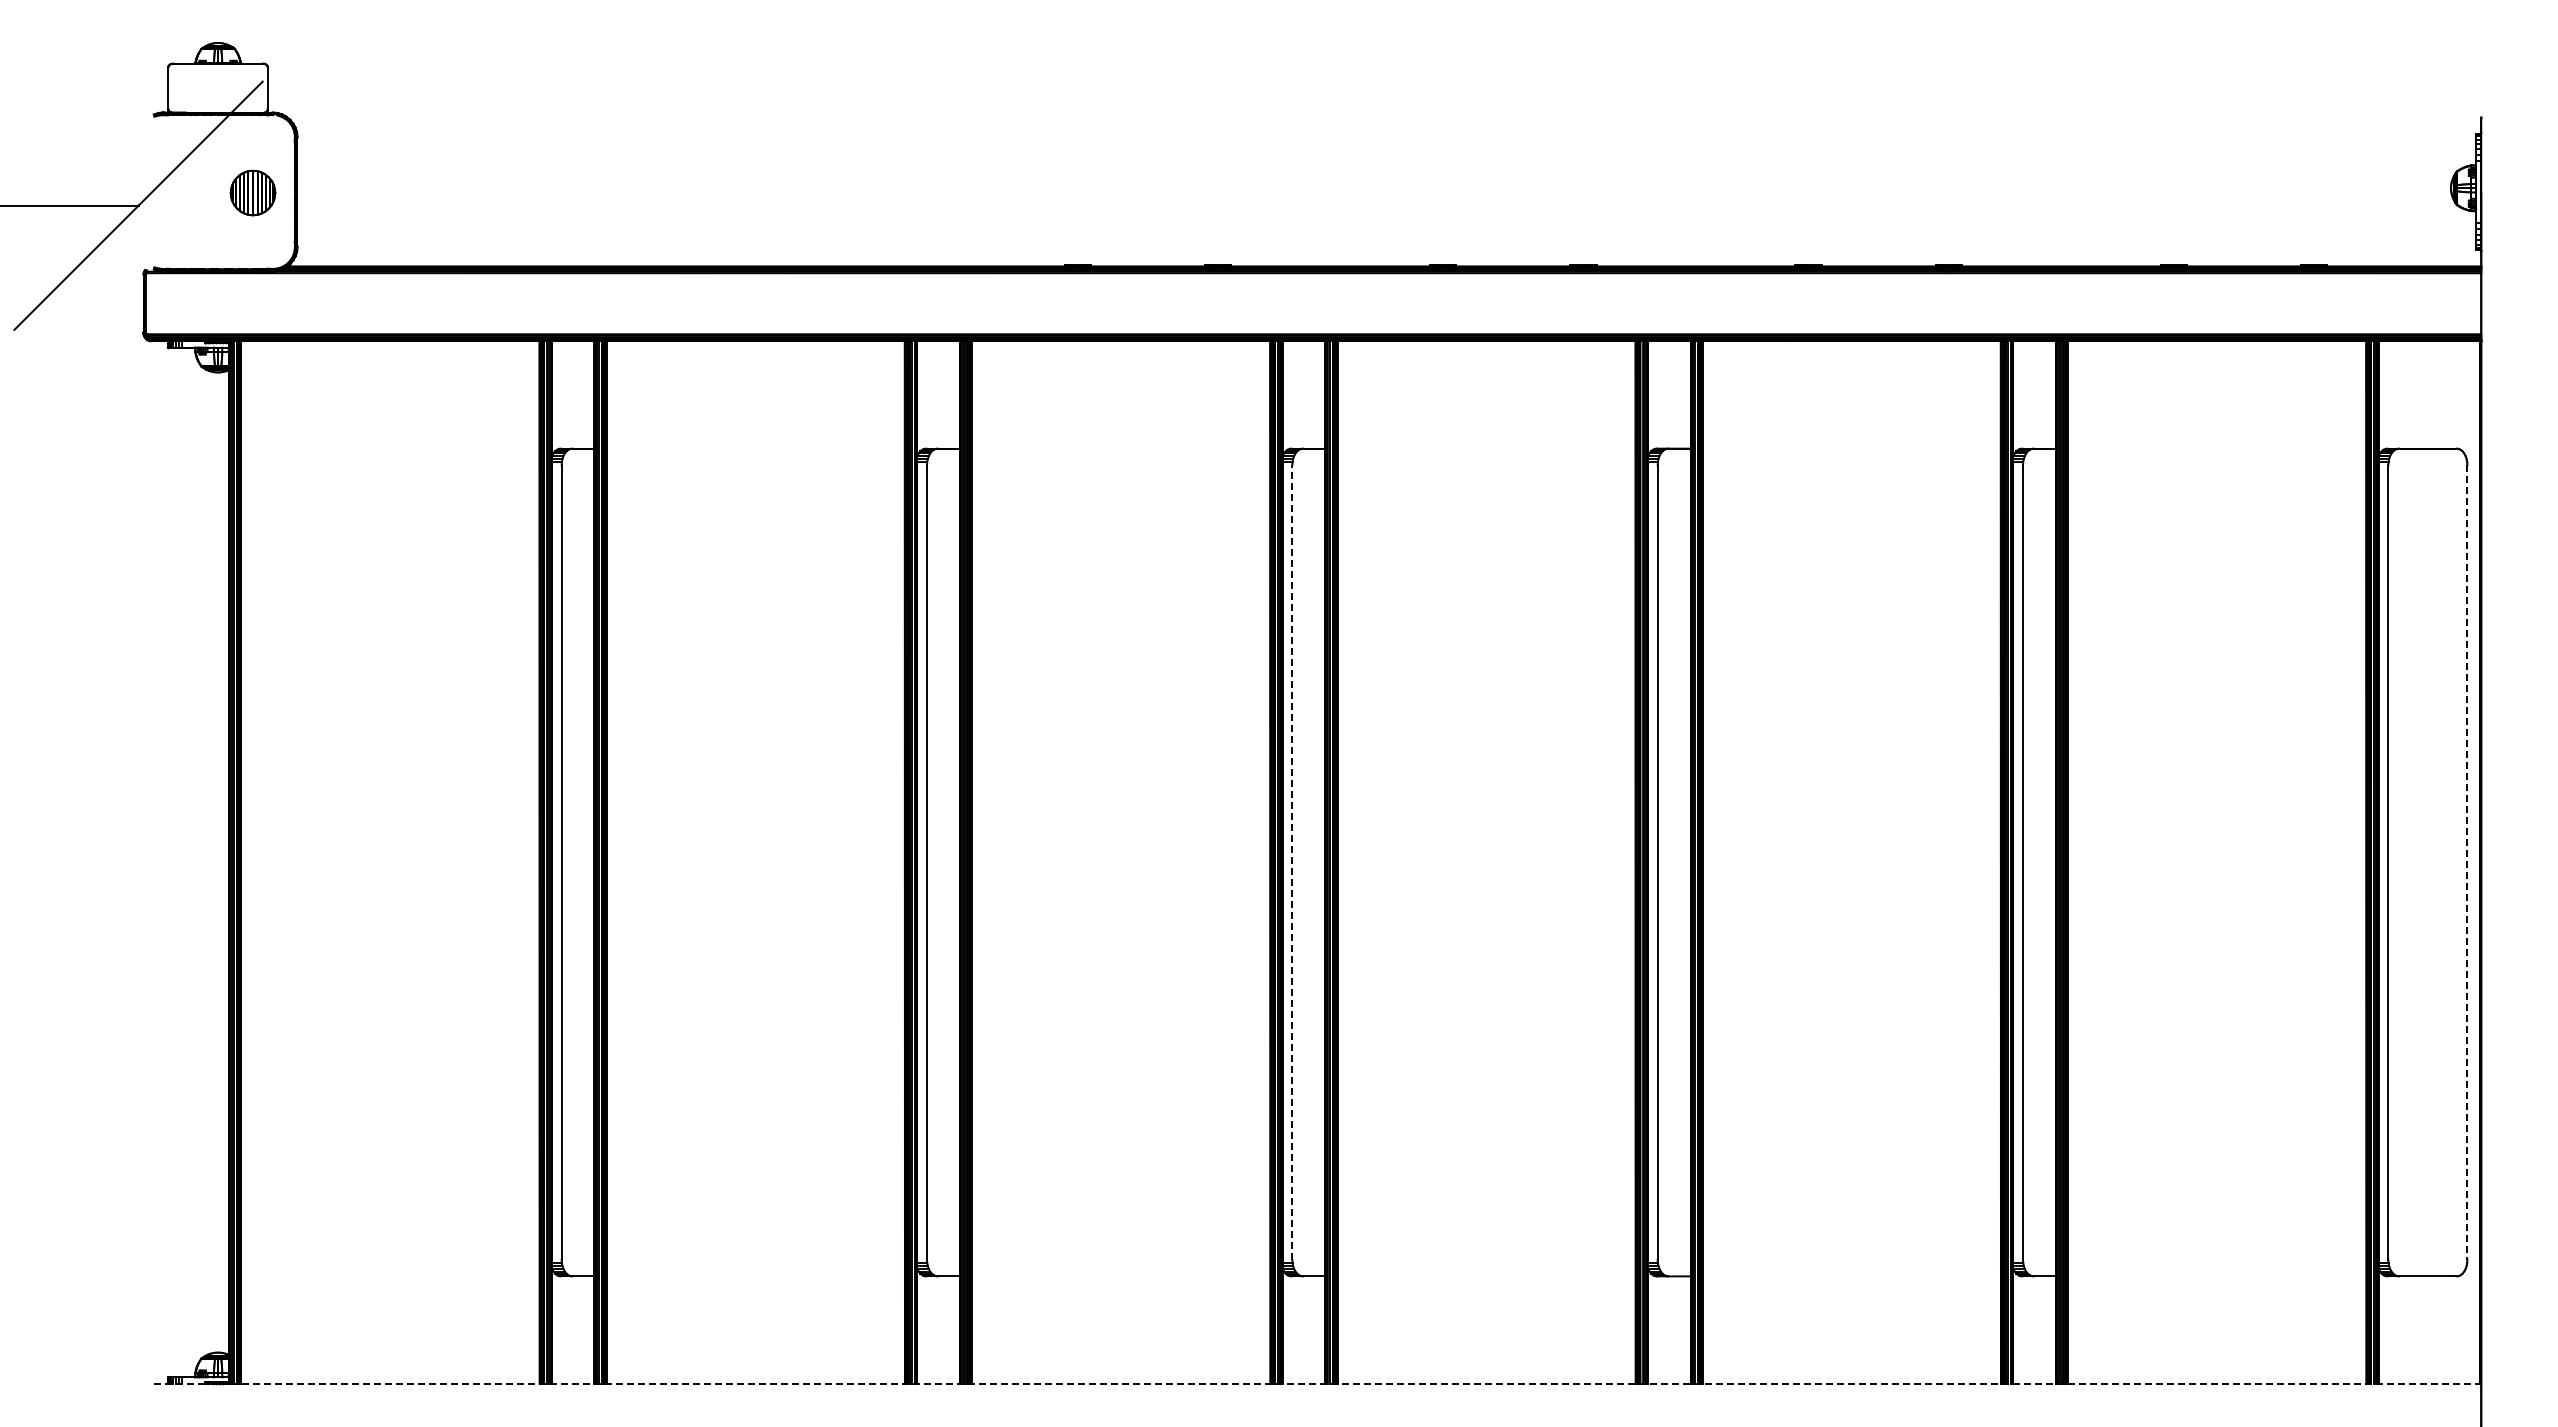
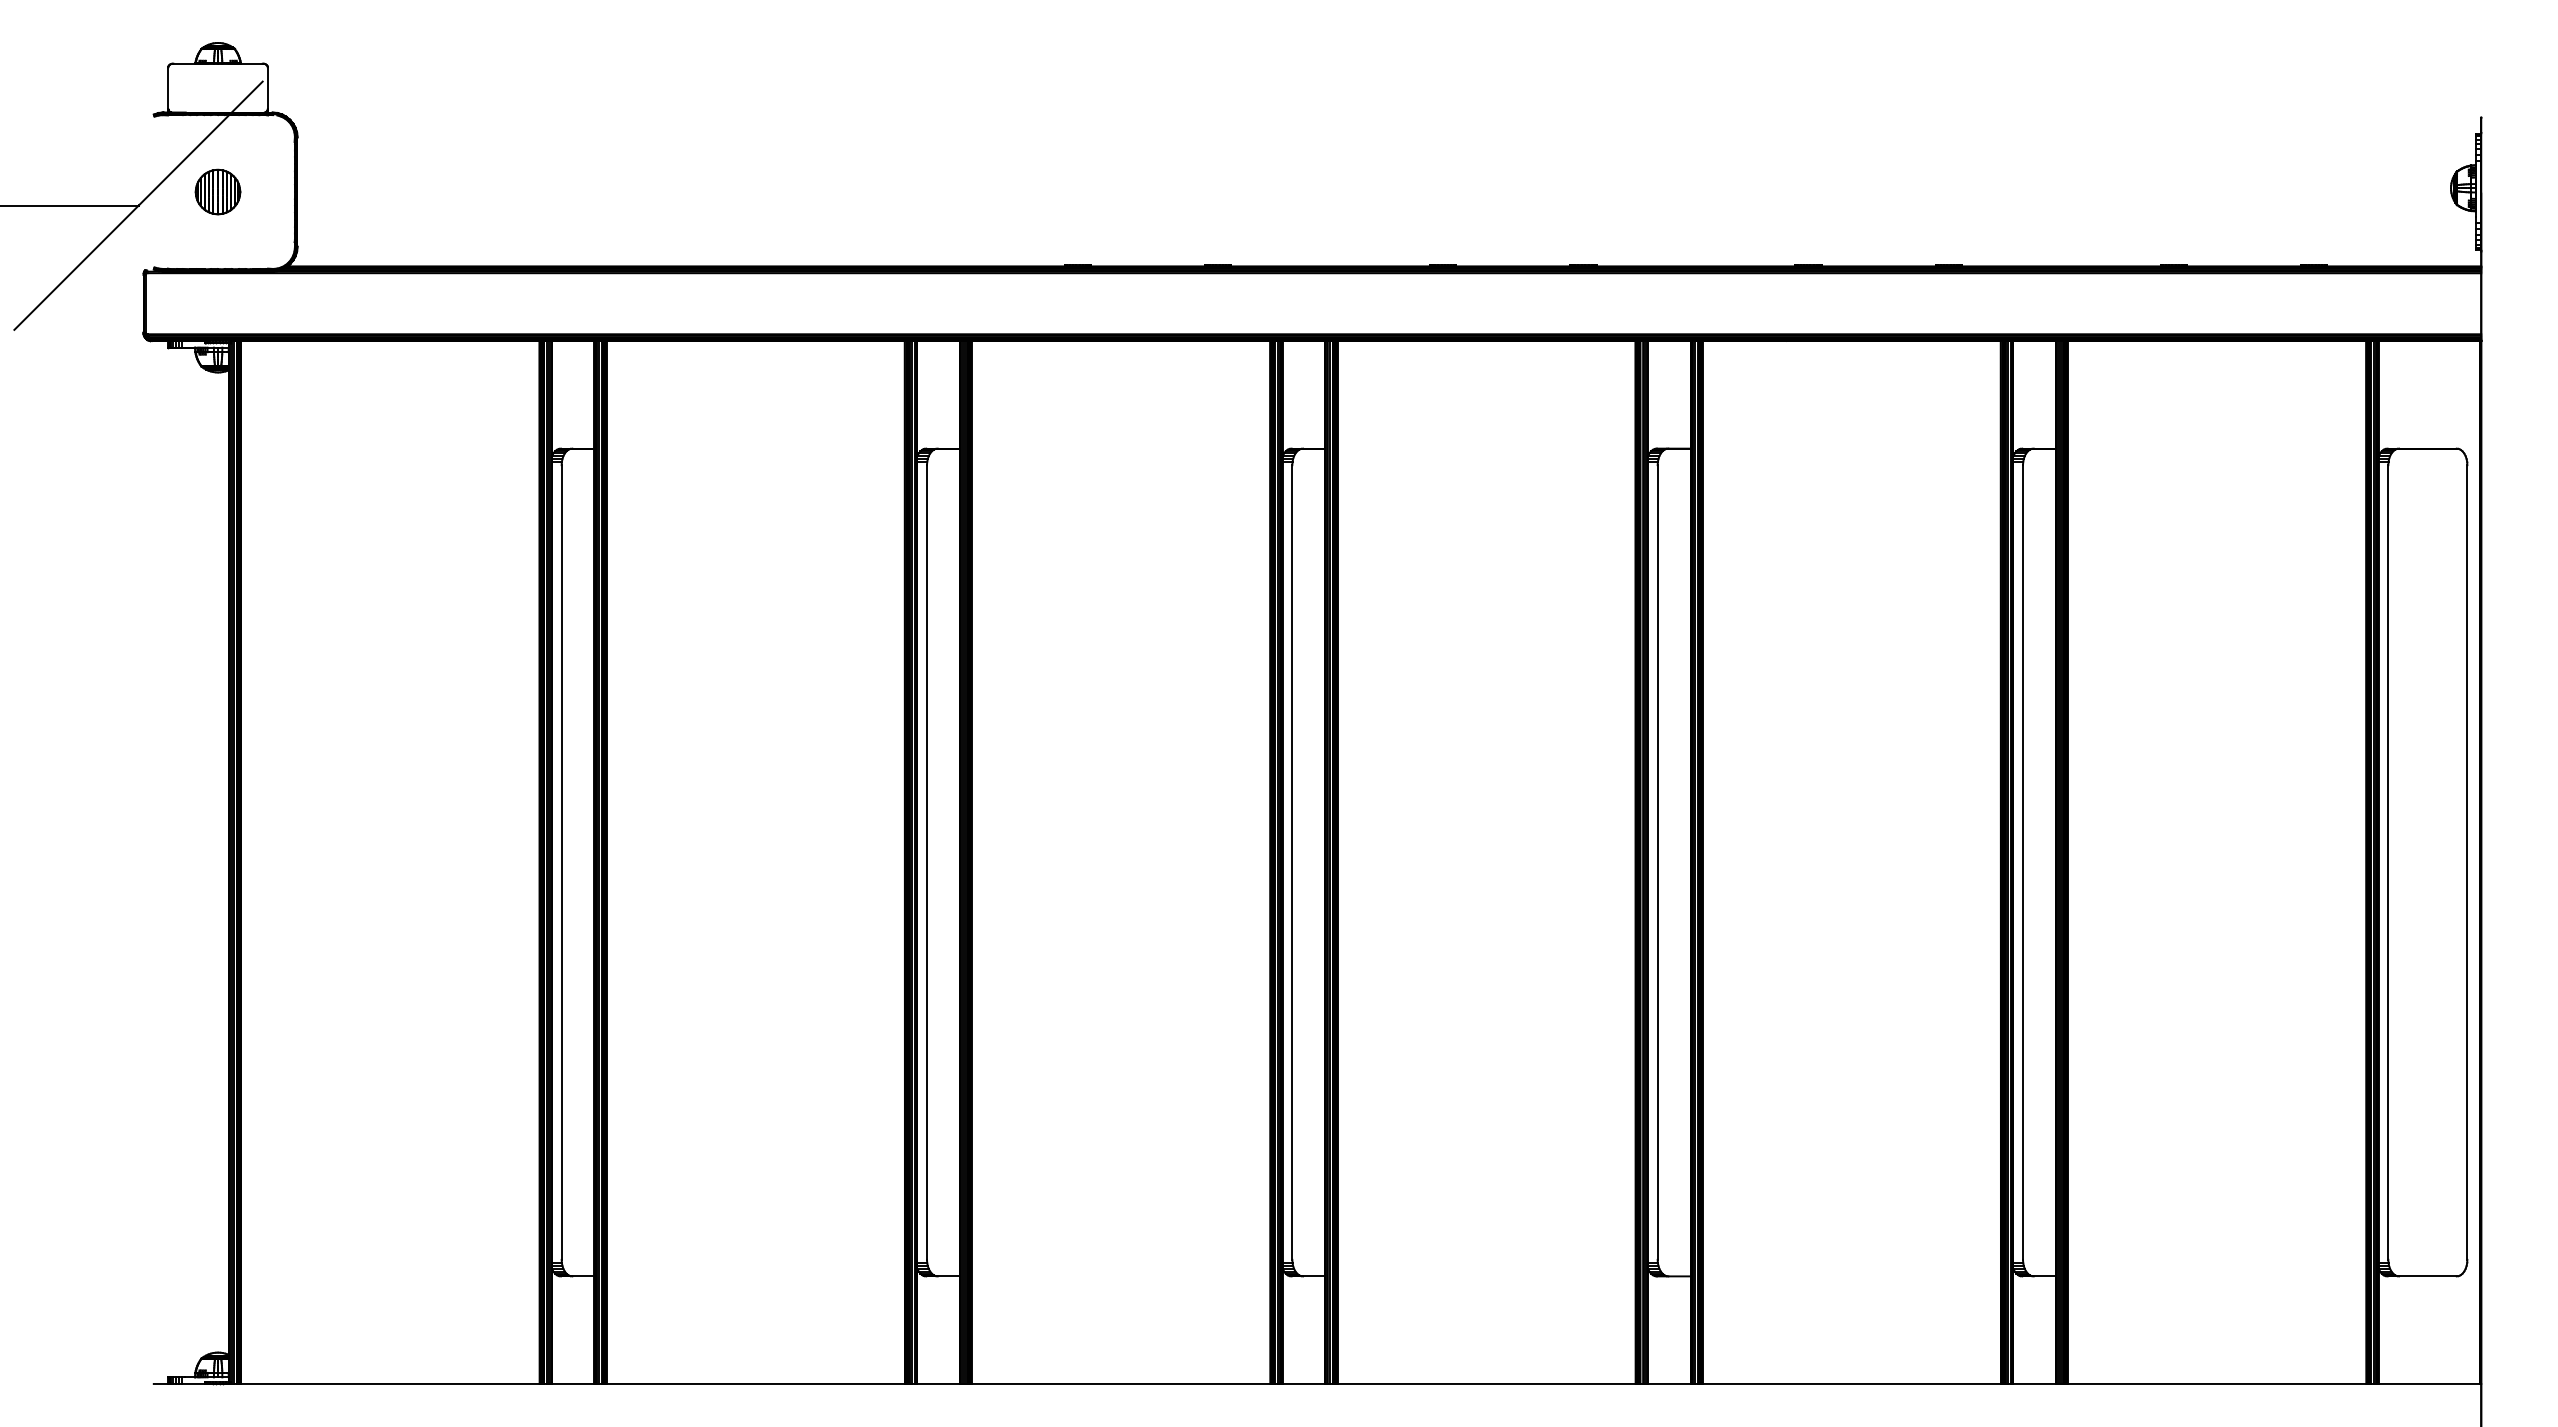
part position: (252, 192) -> (217, 191) (217, 191)
line: dashed -> solid (1292, 862)
line: dashed -> solid (2467, 863)
line: dashed -> solid (1317, 1383)
